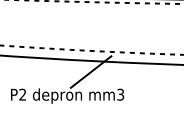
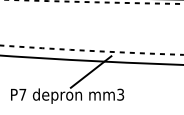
text: P2 -> P7 (22, 94)
